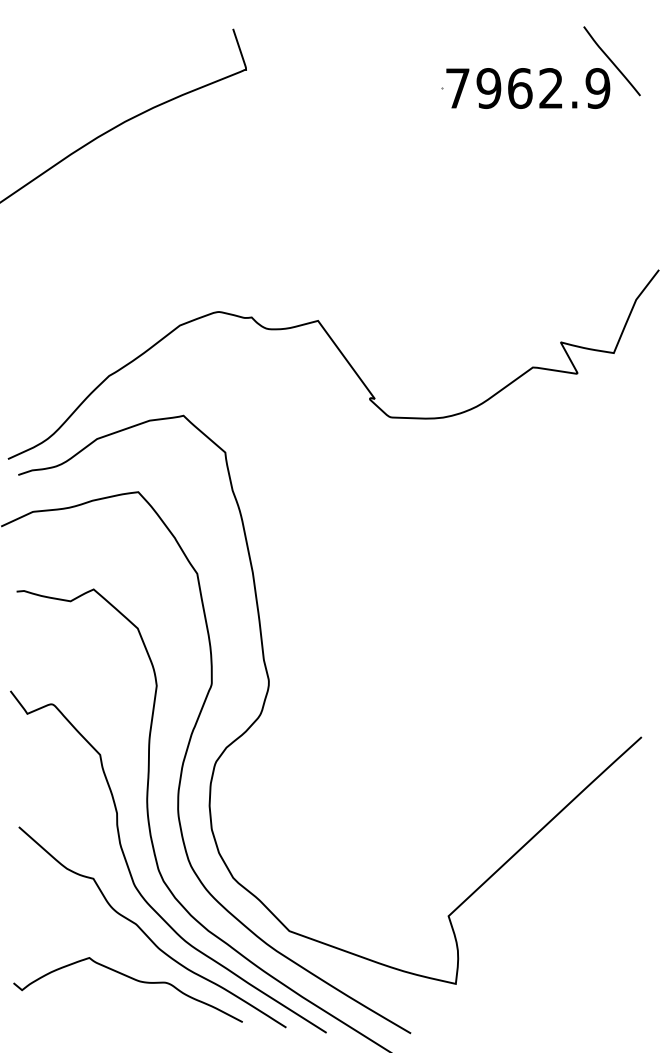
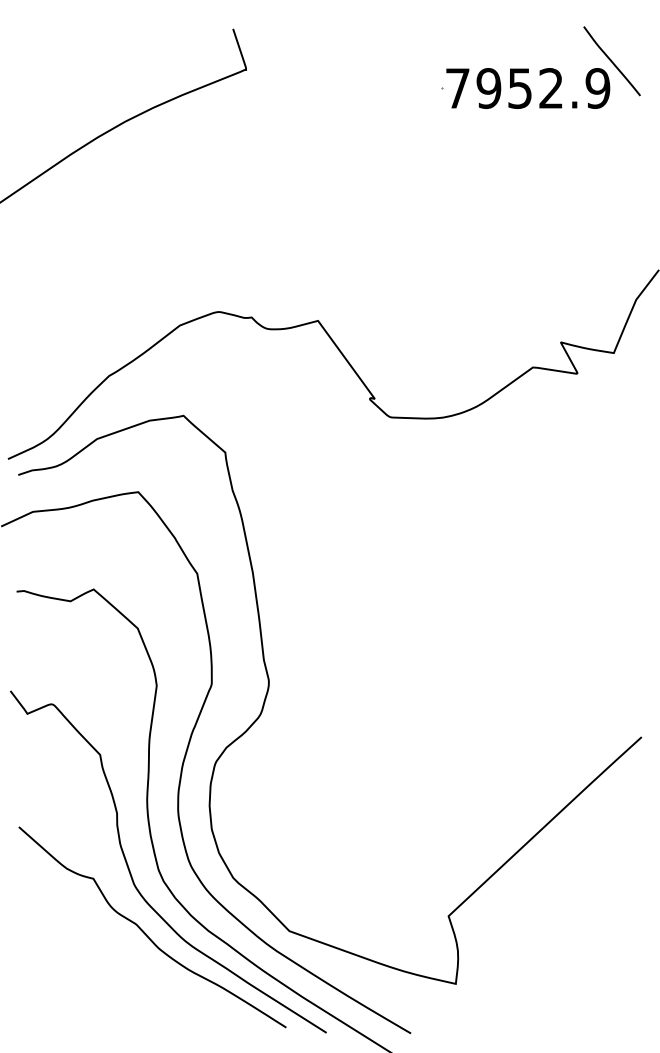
text: 7962.9 -> 7952.9 (520, 88)
curve: present -> none (131, 979)
